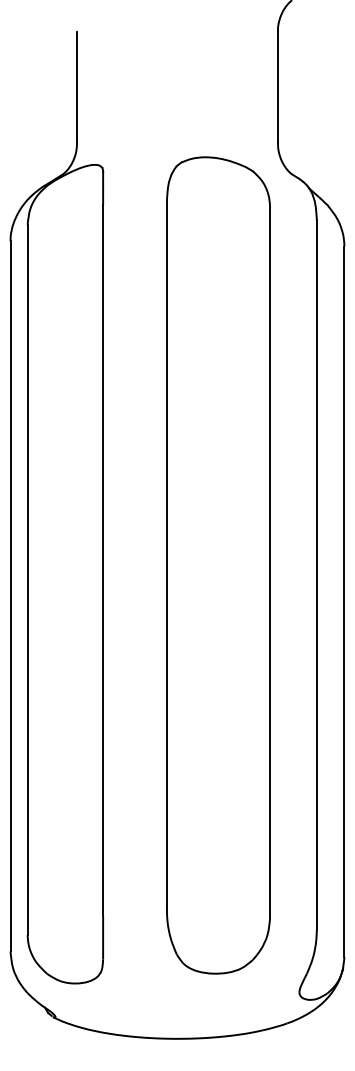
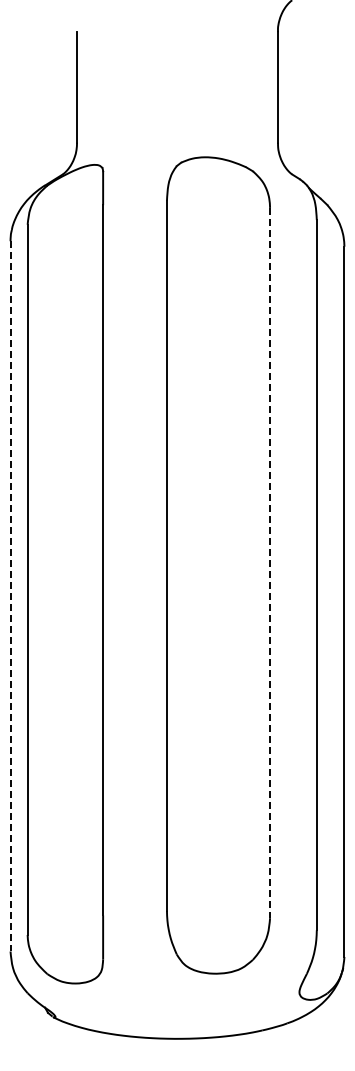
line: solid -> dashed (270, 563)
line: solid -> dashed (10, 596)
